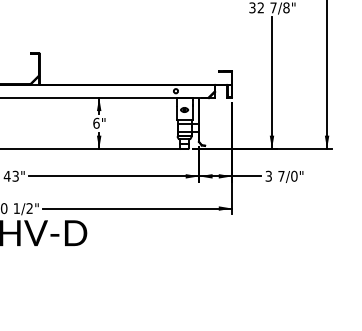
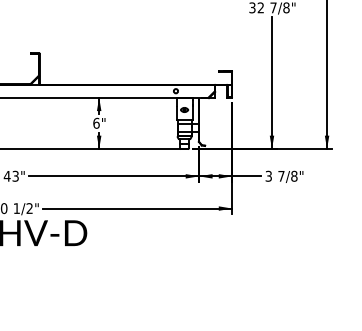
text: 7/0" -> 7/8" (294, 176)
